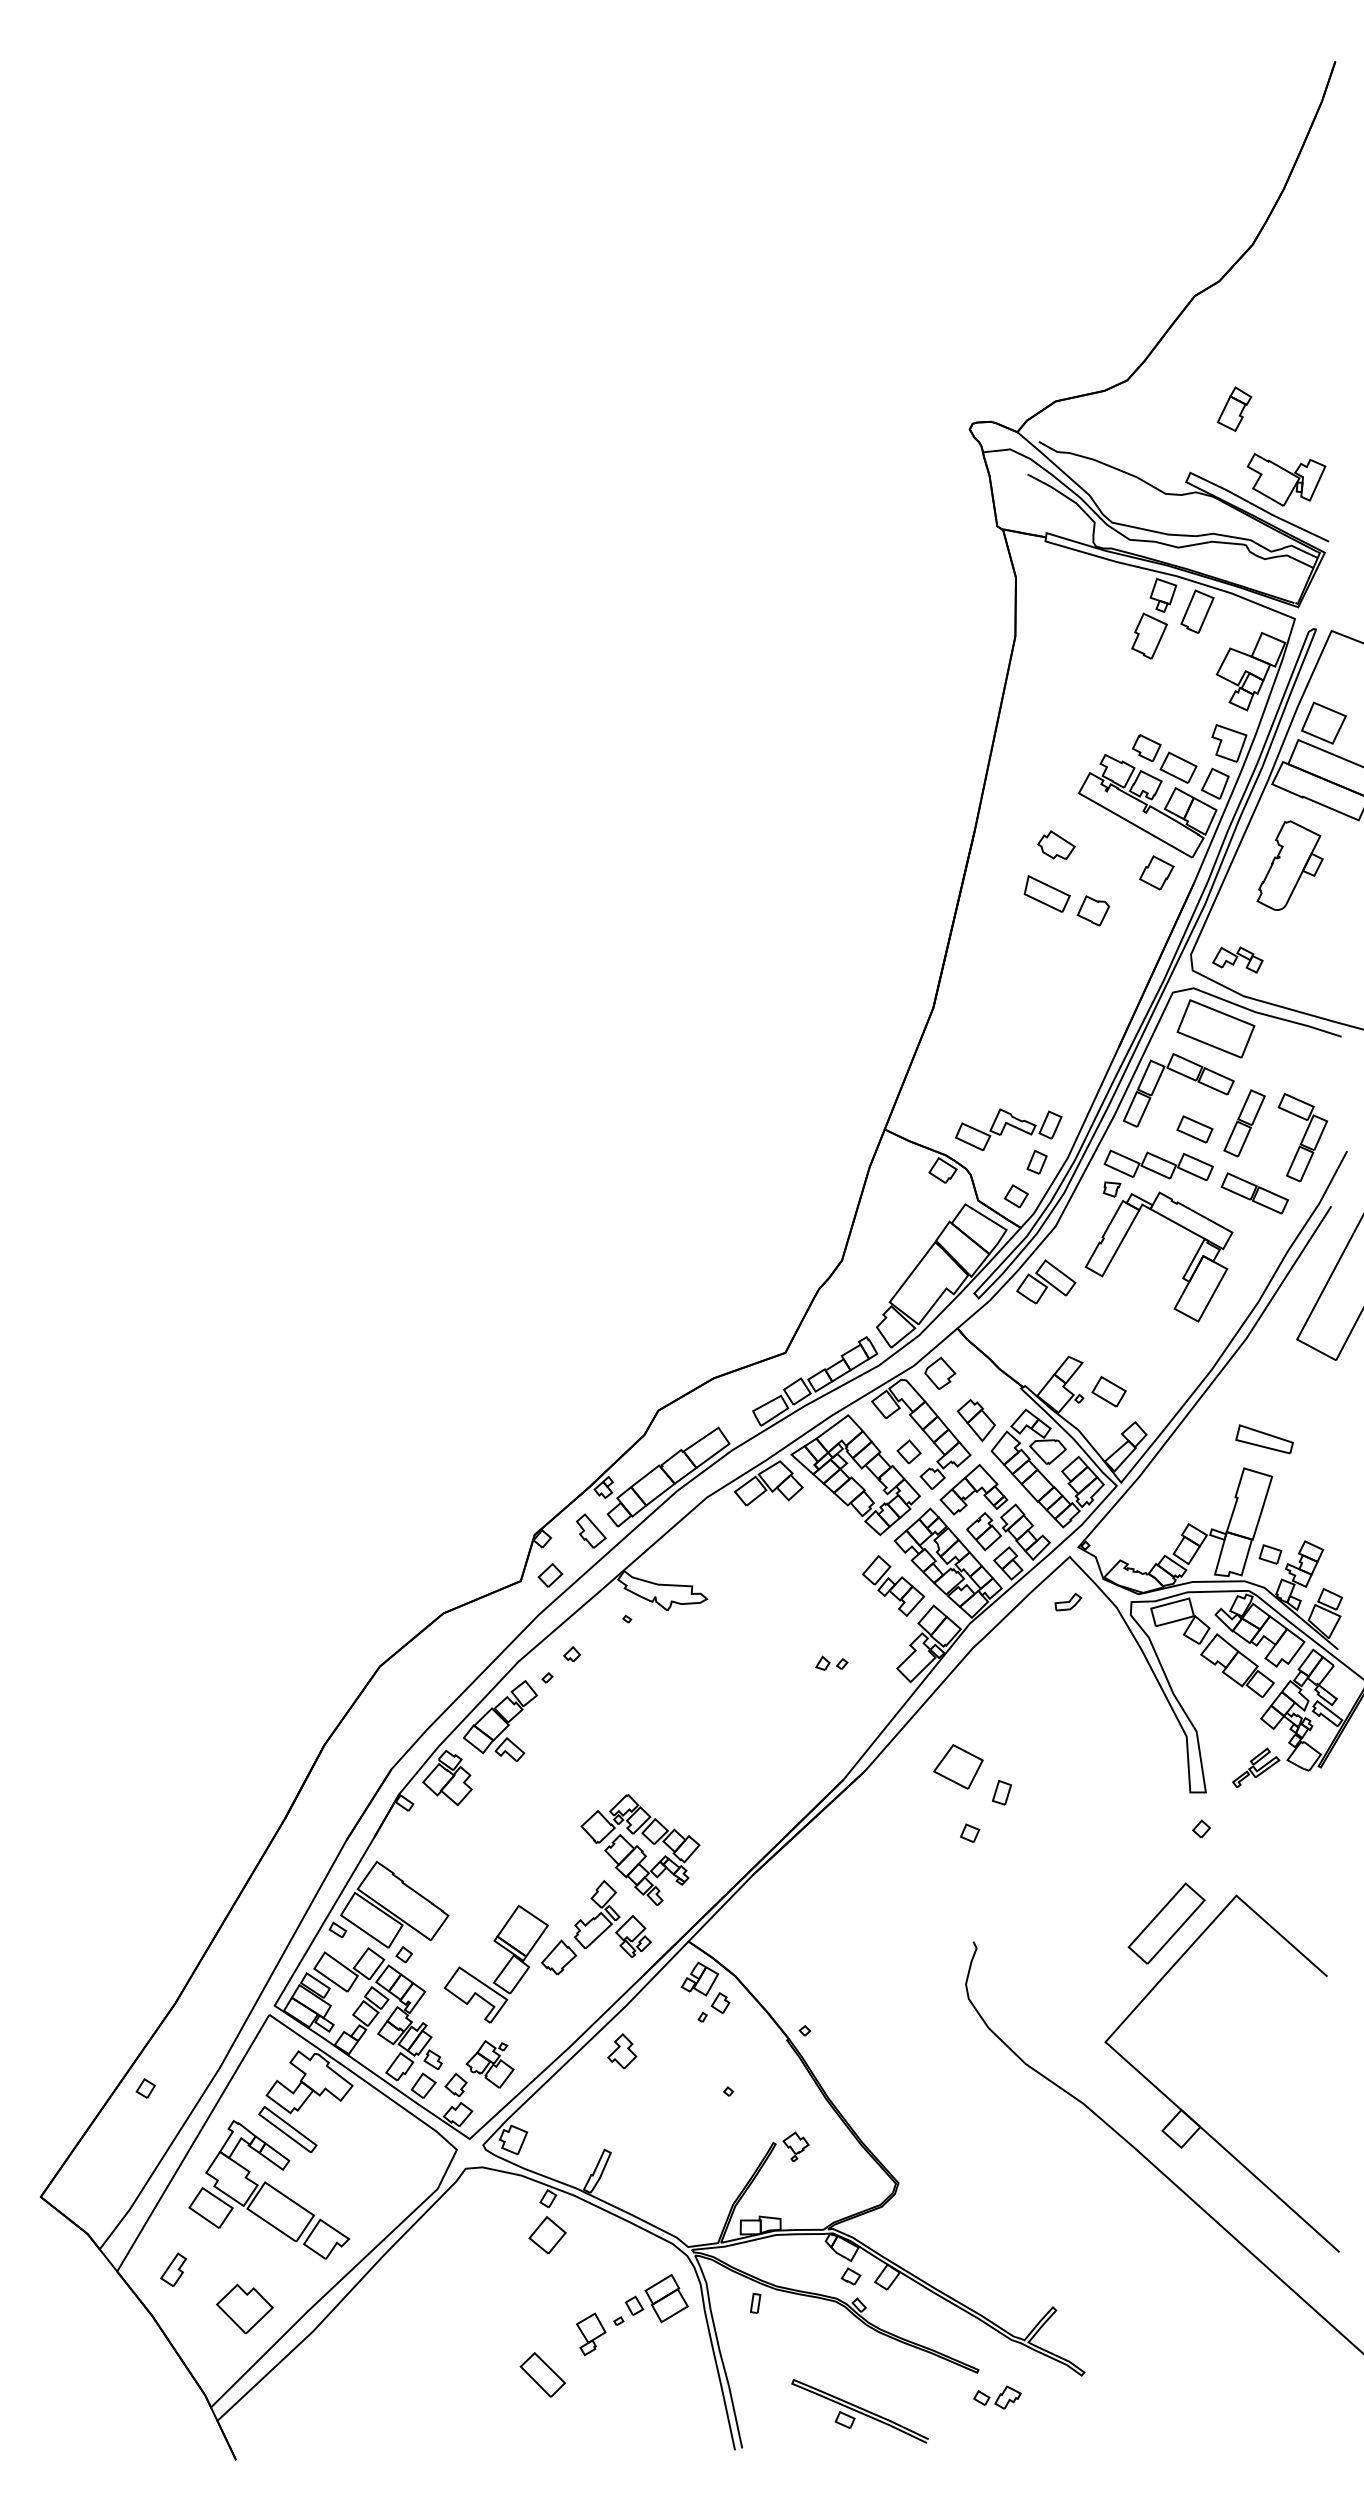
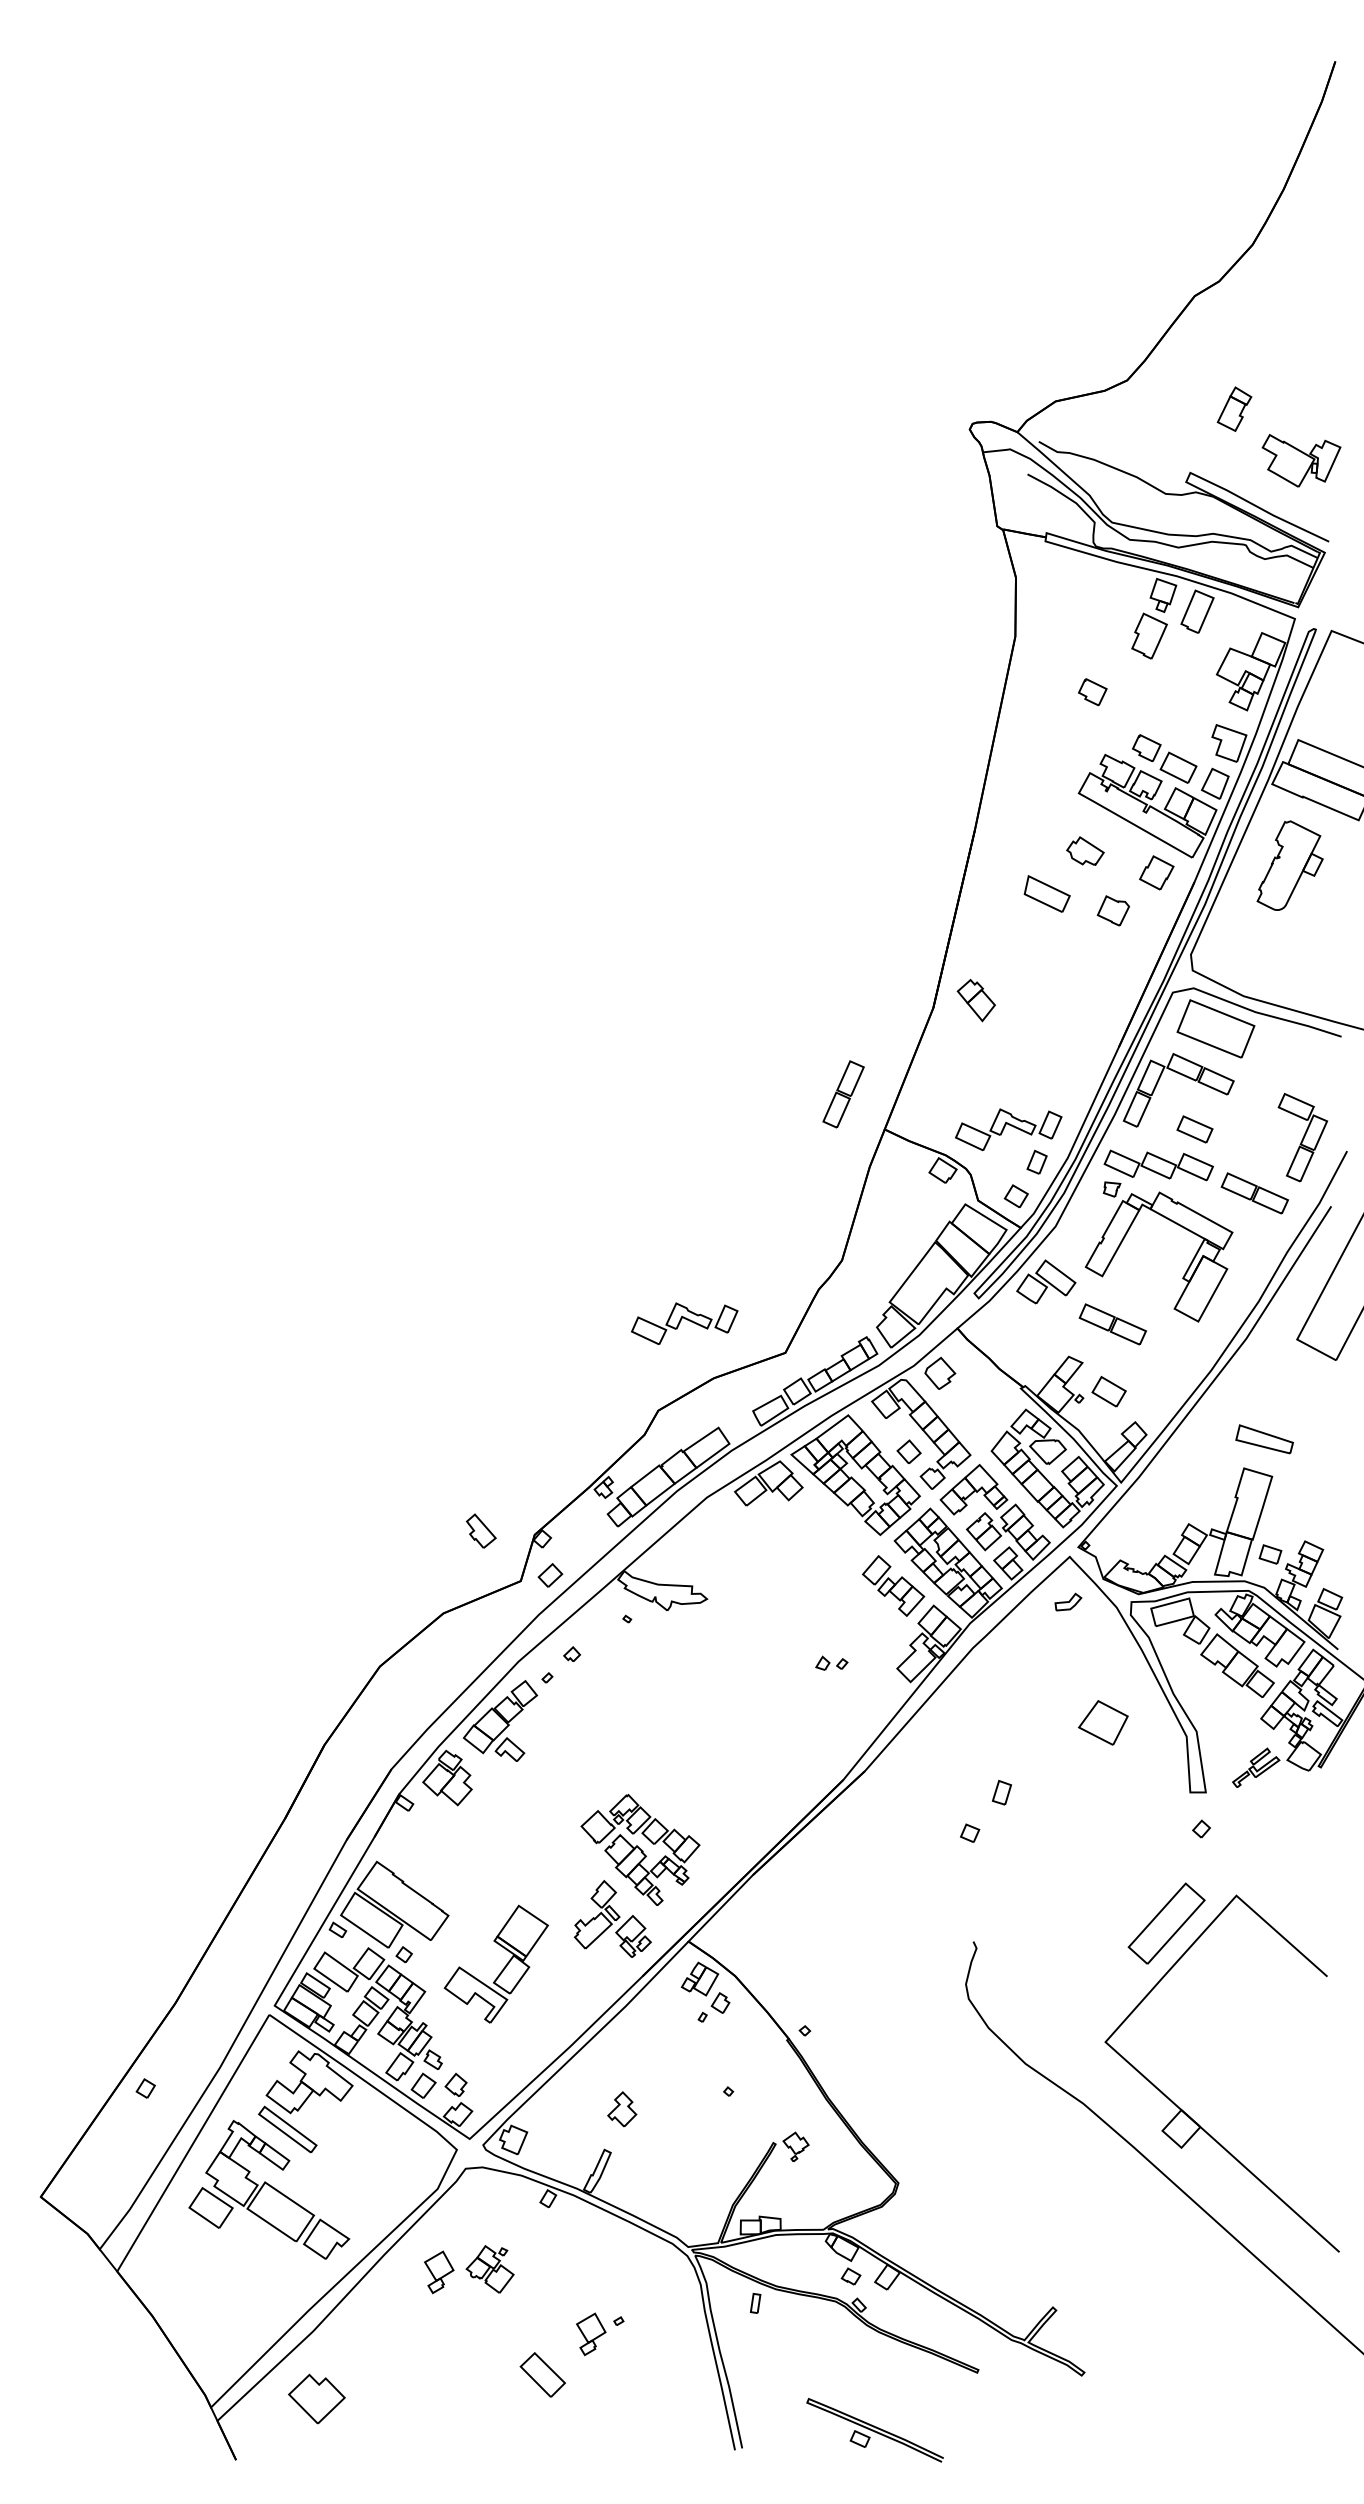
part position: (1286, 479) -> (1301, 460) (1301, 460)
part: none -> present (1092, 692)
part: present -> none (1323, 722)
part position: (1056, 844) -> (1085, 850) (1085, 850)
part position: (1093, 910) -> (1113, 910) (1113, 910)
part: present -> none (1237, 959)
part position: (1244, 1123) -> (843, 1094) (843, 1094)
part: none -> present (684, 1323)
part: none -> present (1112, 1324)
part position: (975, 1420) -> (975, 1000) (975, 1000)
part position: (591, 1530) -> (481, 1530) (481, 1530)
part position: (957, 1766) -> (1102, 1722) (1102, 1722)
part: present -> none (559, 1957)
part position: (622, 2051) -> (622, 2109) (622, 2109)
part position: (489, 2064) -> (489, 2269) (489, 2269)
part: present -> none (547, 2235)
part: present -> none (173, 2269)
part: none -> present (439, 2272)
part: present -> none (656, 2298)
part position: (244, 2308) -> (316, 2398) (316, 2398)
part: present -> none (997, 2397)
part position: (859, 2411) -> (874, 2430) (874, 2430)
